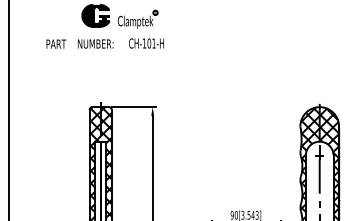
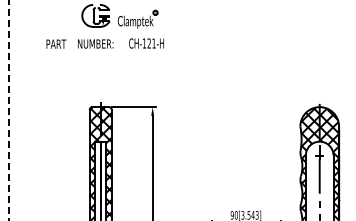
fill: present -> none (95, 15)
text: CH-101-H -> CH-121-H (149, 43)
line: solid -> dashed (9, 110)
